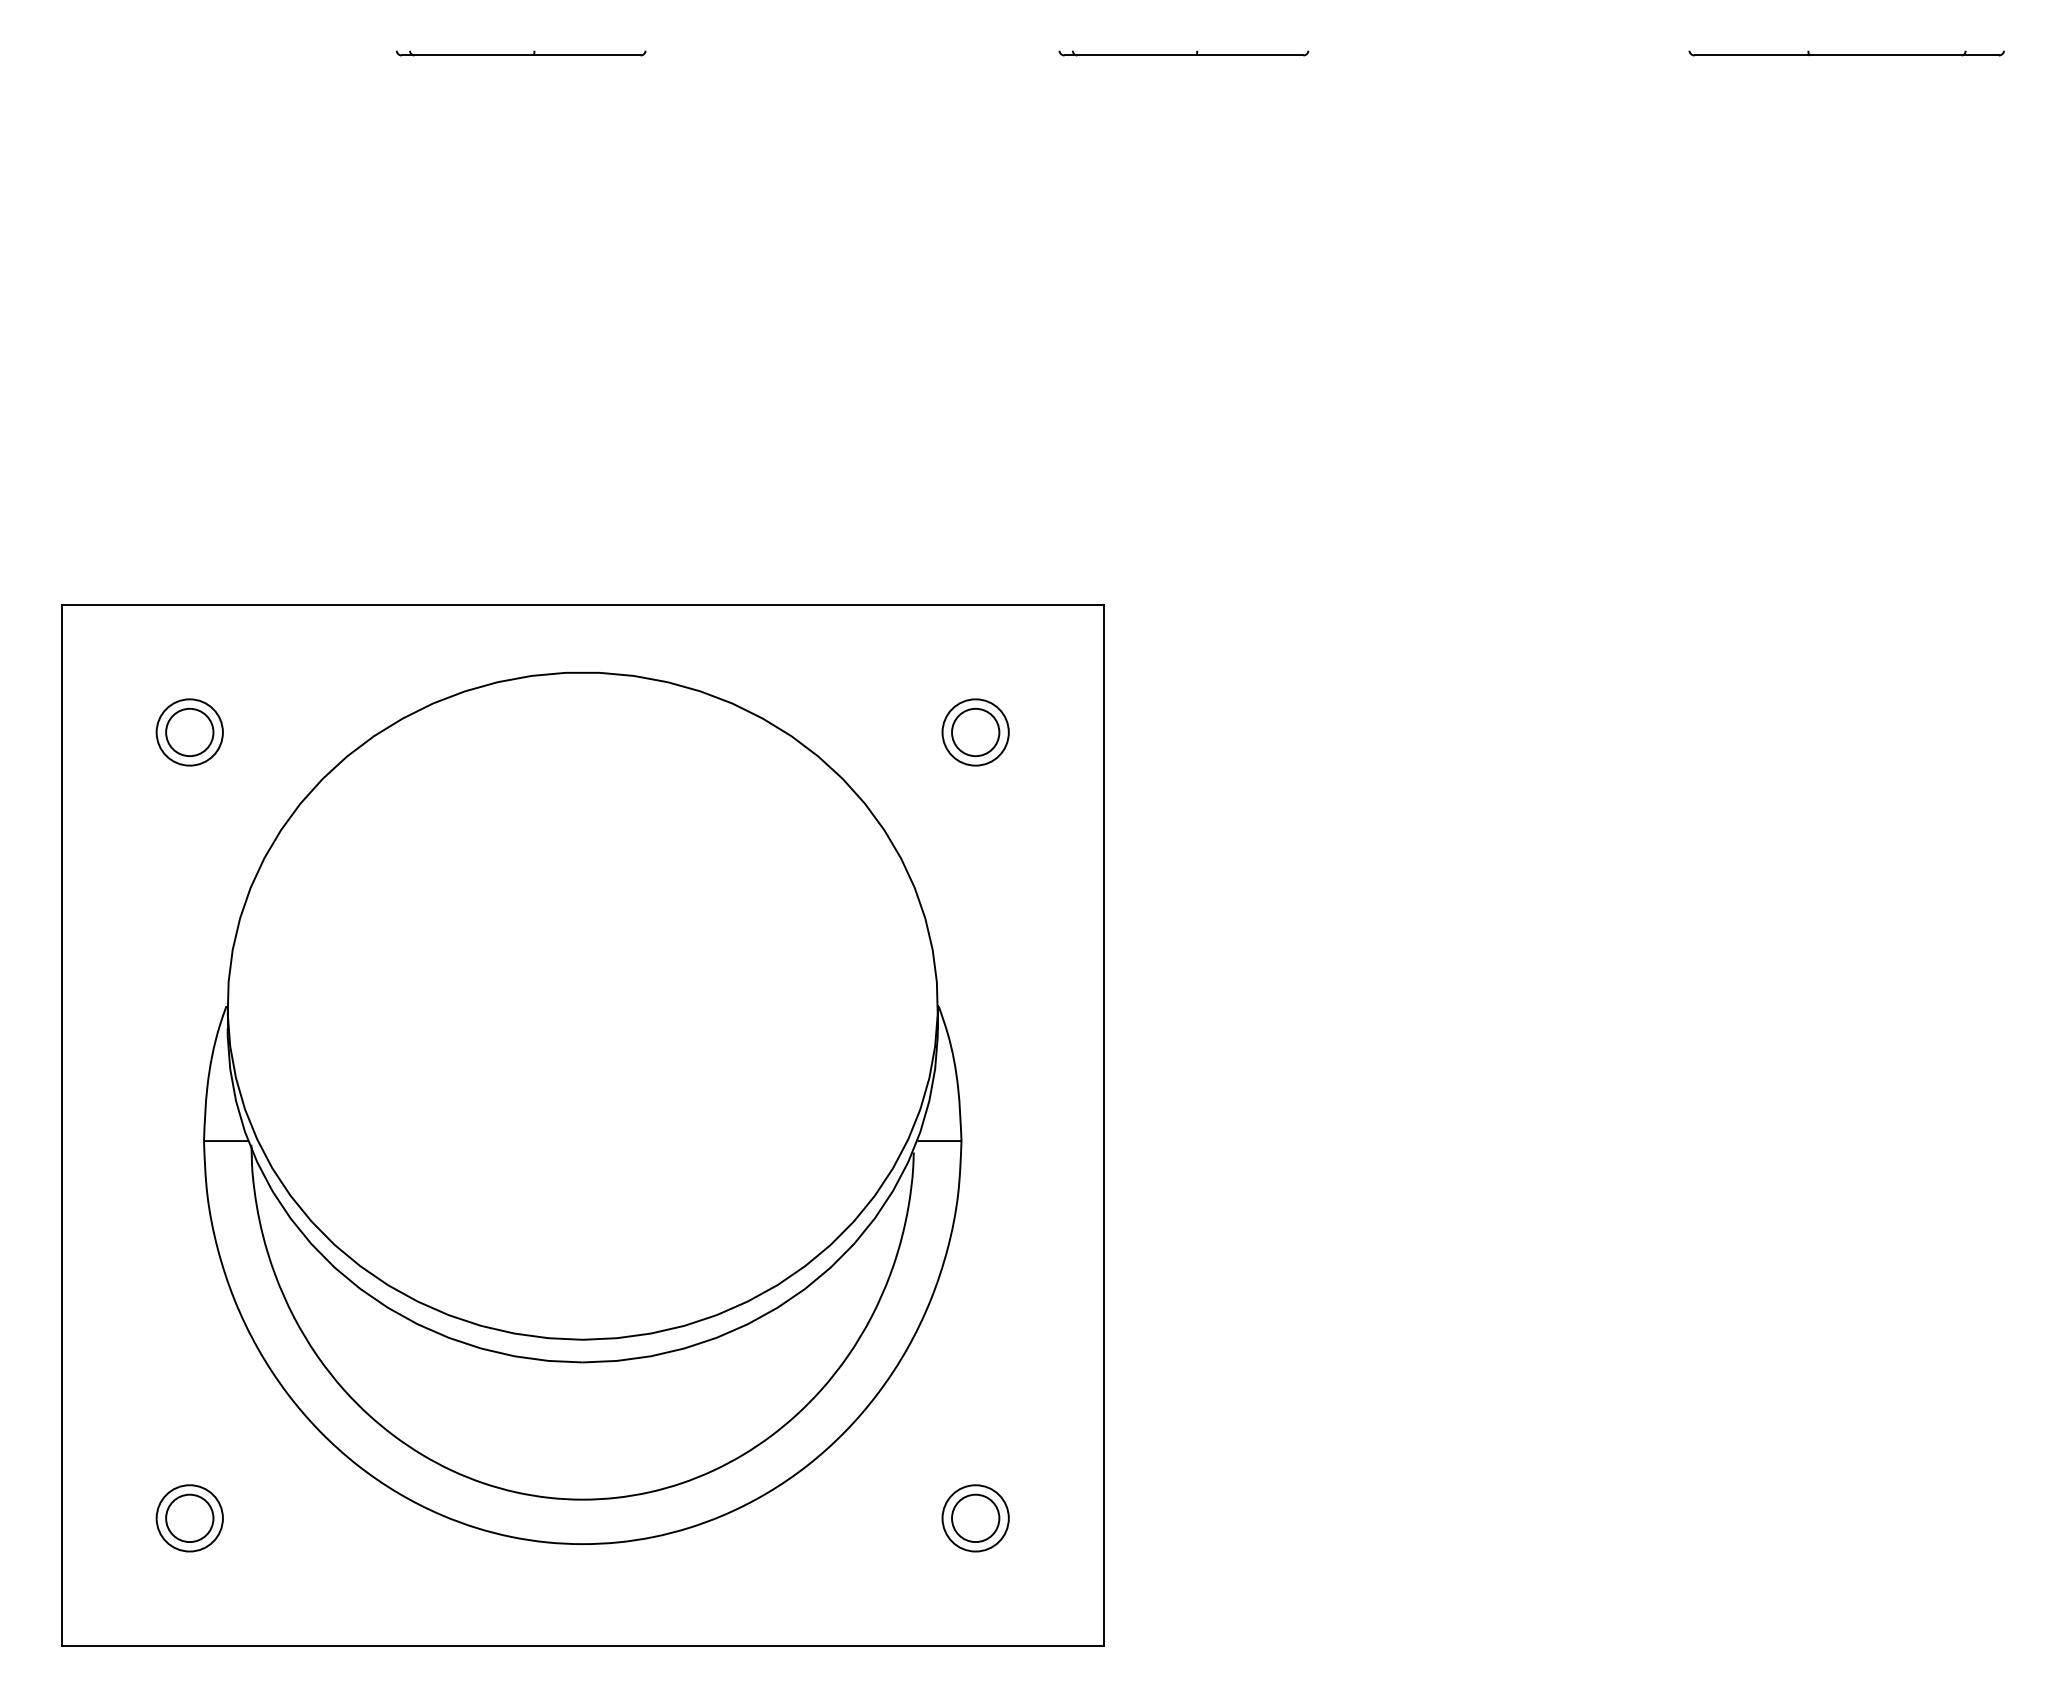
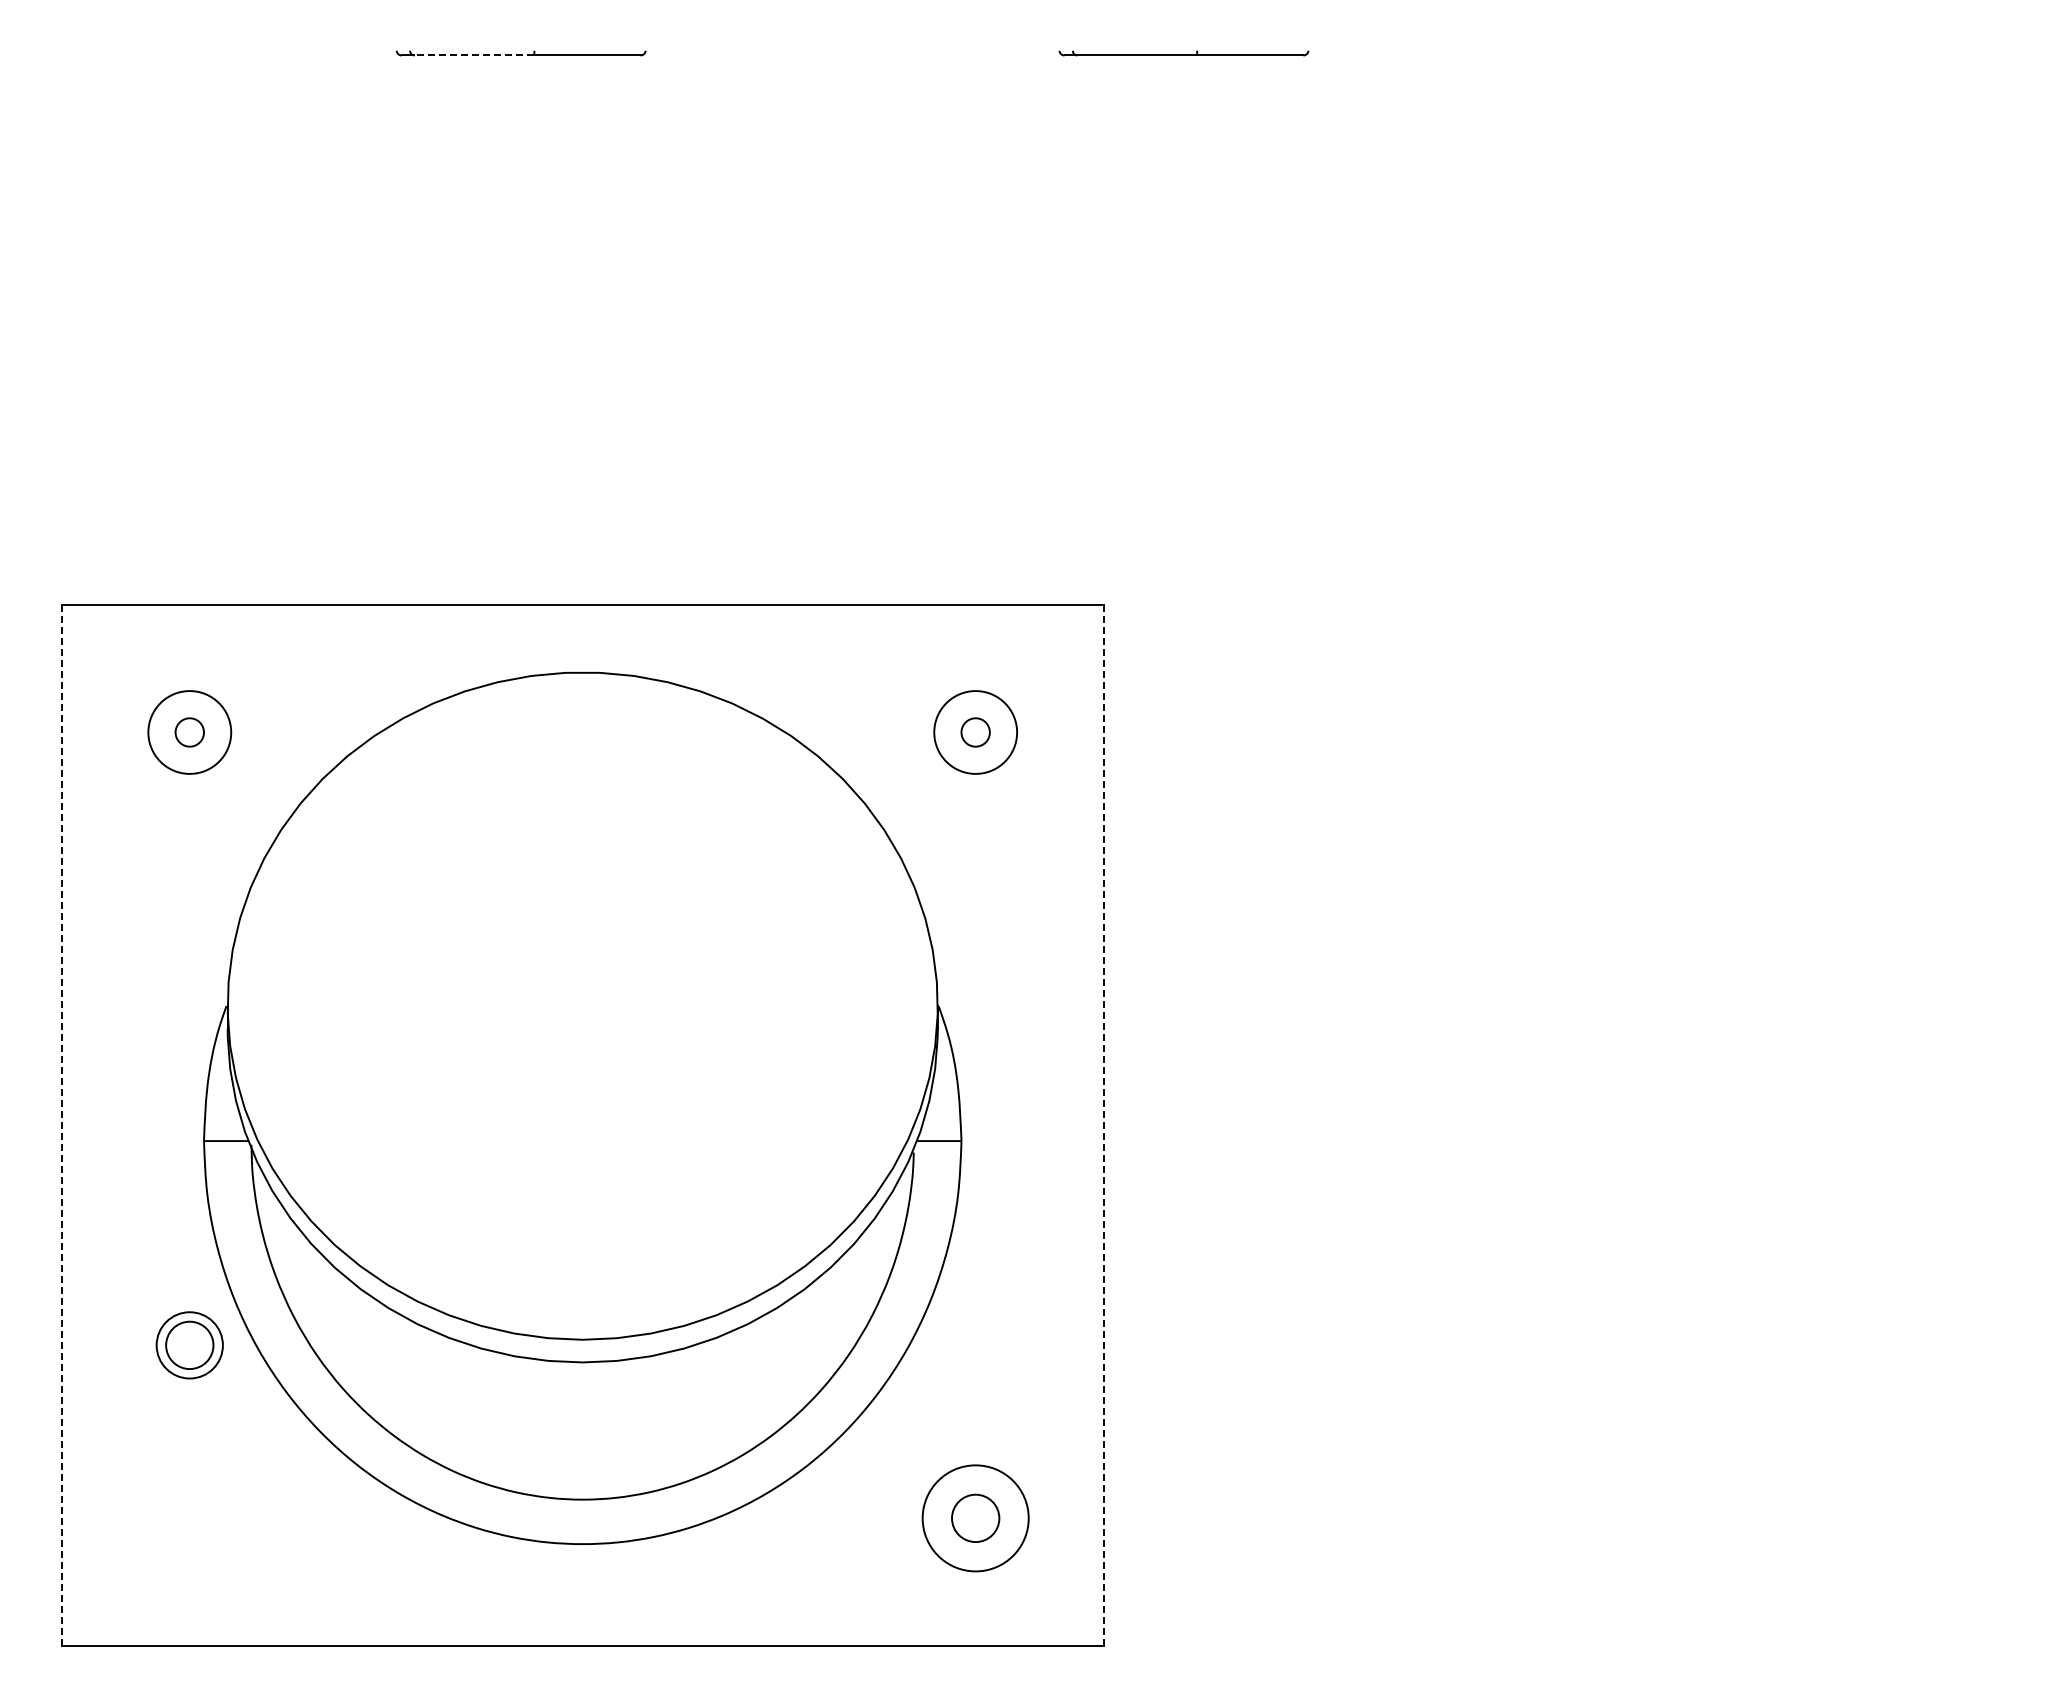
part: present -> none (1846, 53)
line: solid -> dashed (474, 55)
circle diameter: 47 px -> 28 px (189, 732)
circle diameter: 66 px -> 83 px (189, 732)
circle diameter: 47 px -> 28 px (975, 732)
circle diameter: 66 px -> 83 px (975, 732)
line: solid -> dashed (61, 1125)
line: solid -> dashed (1103, 1125)
part position: (189, 1518) -> (189, 1345) (189, 1345)
circle diameter: 66 px -> 106 px (975, 1518)
